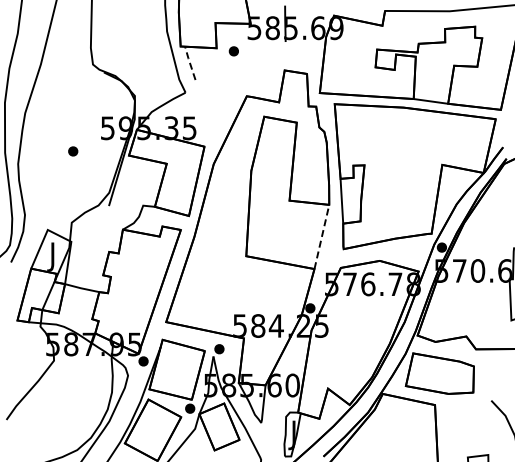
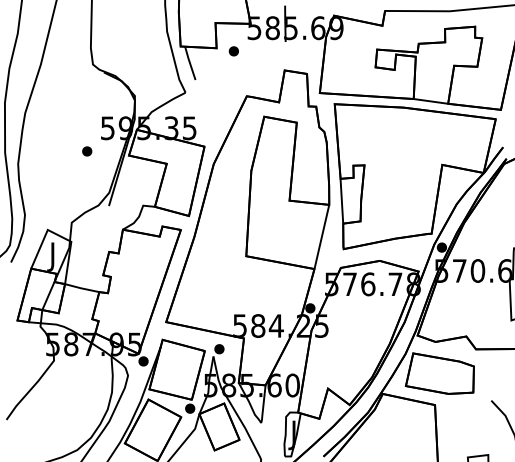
line: dashed -> solid (189, 62)
part position: (73, 151) -> (87, 151) (87, 151)
line: dashed -> solid (321, 236)
